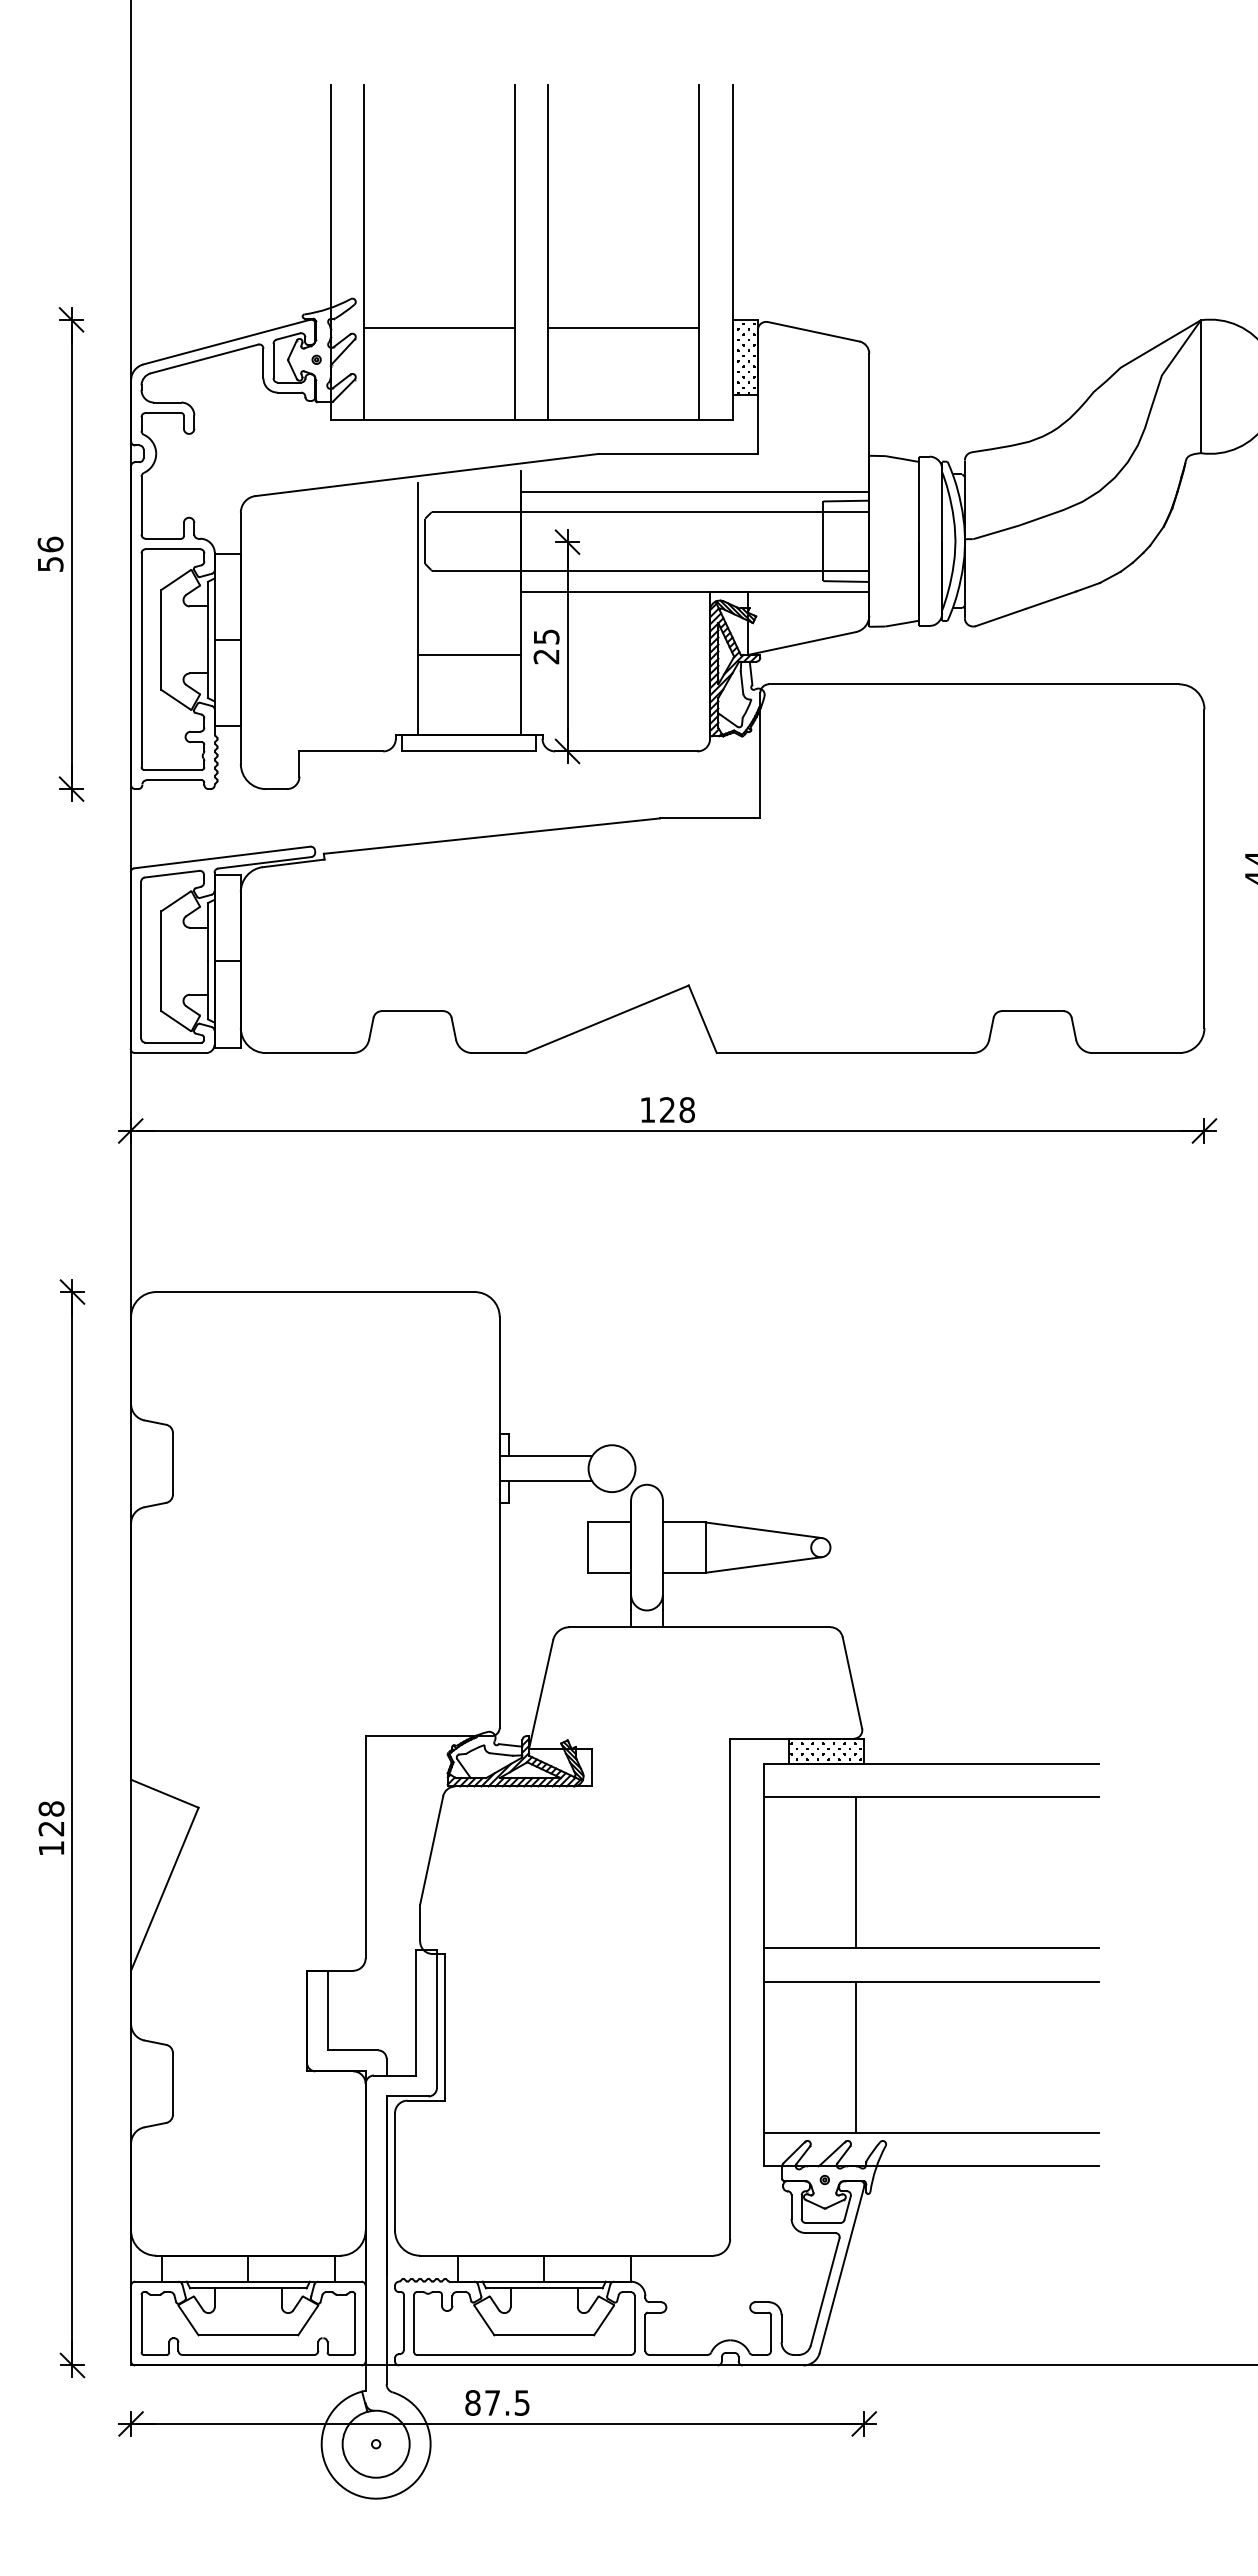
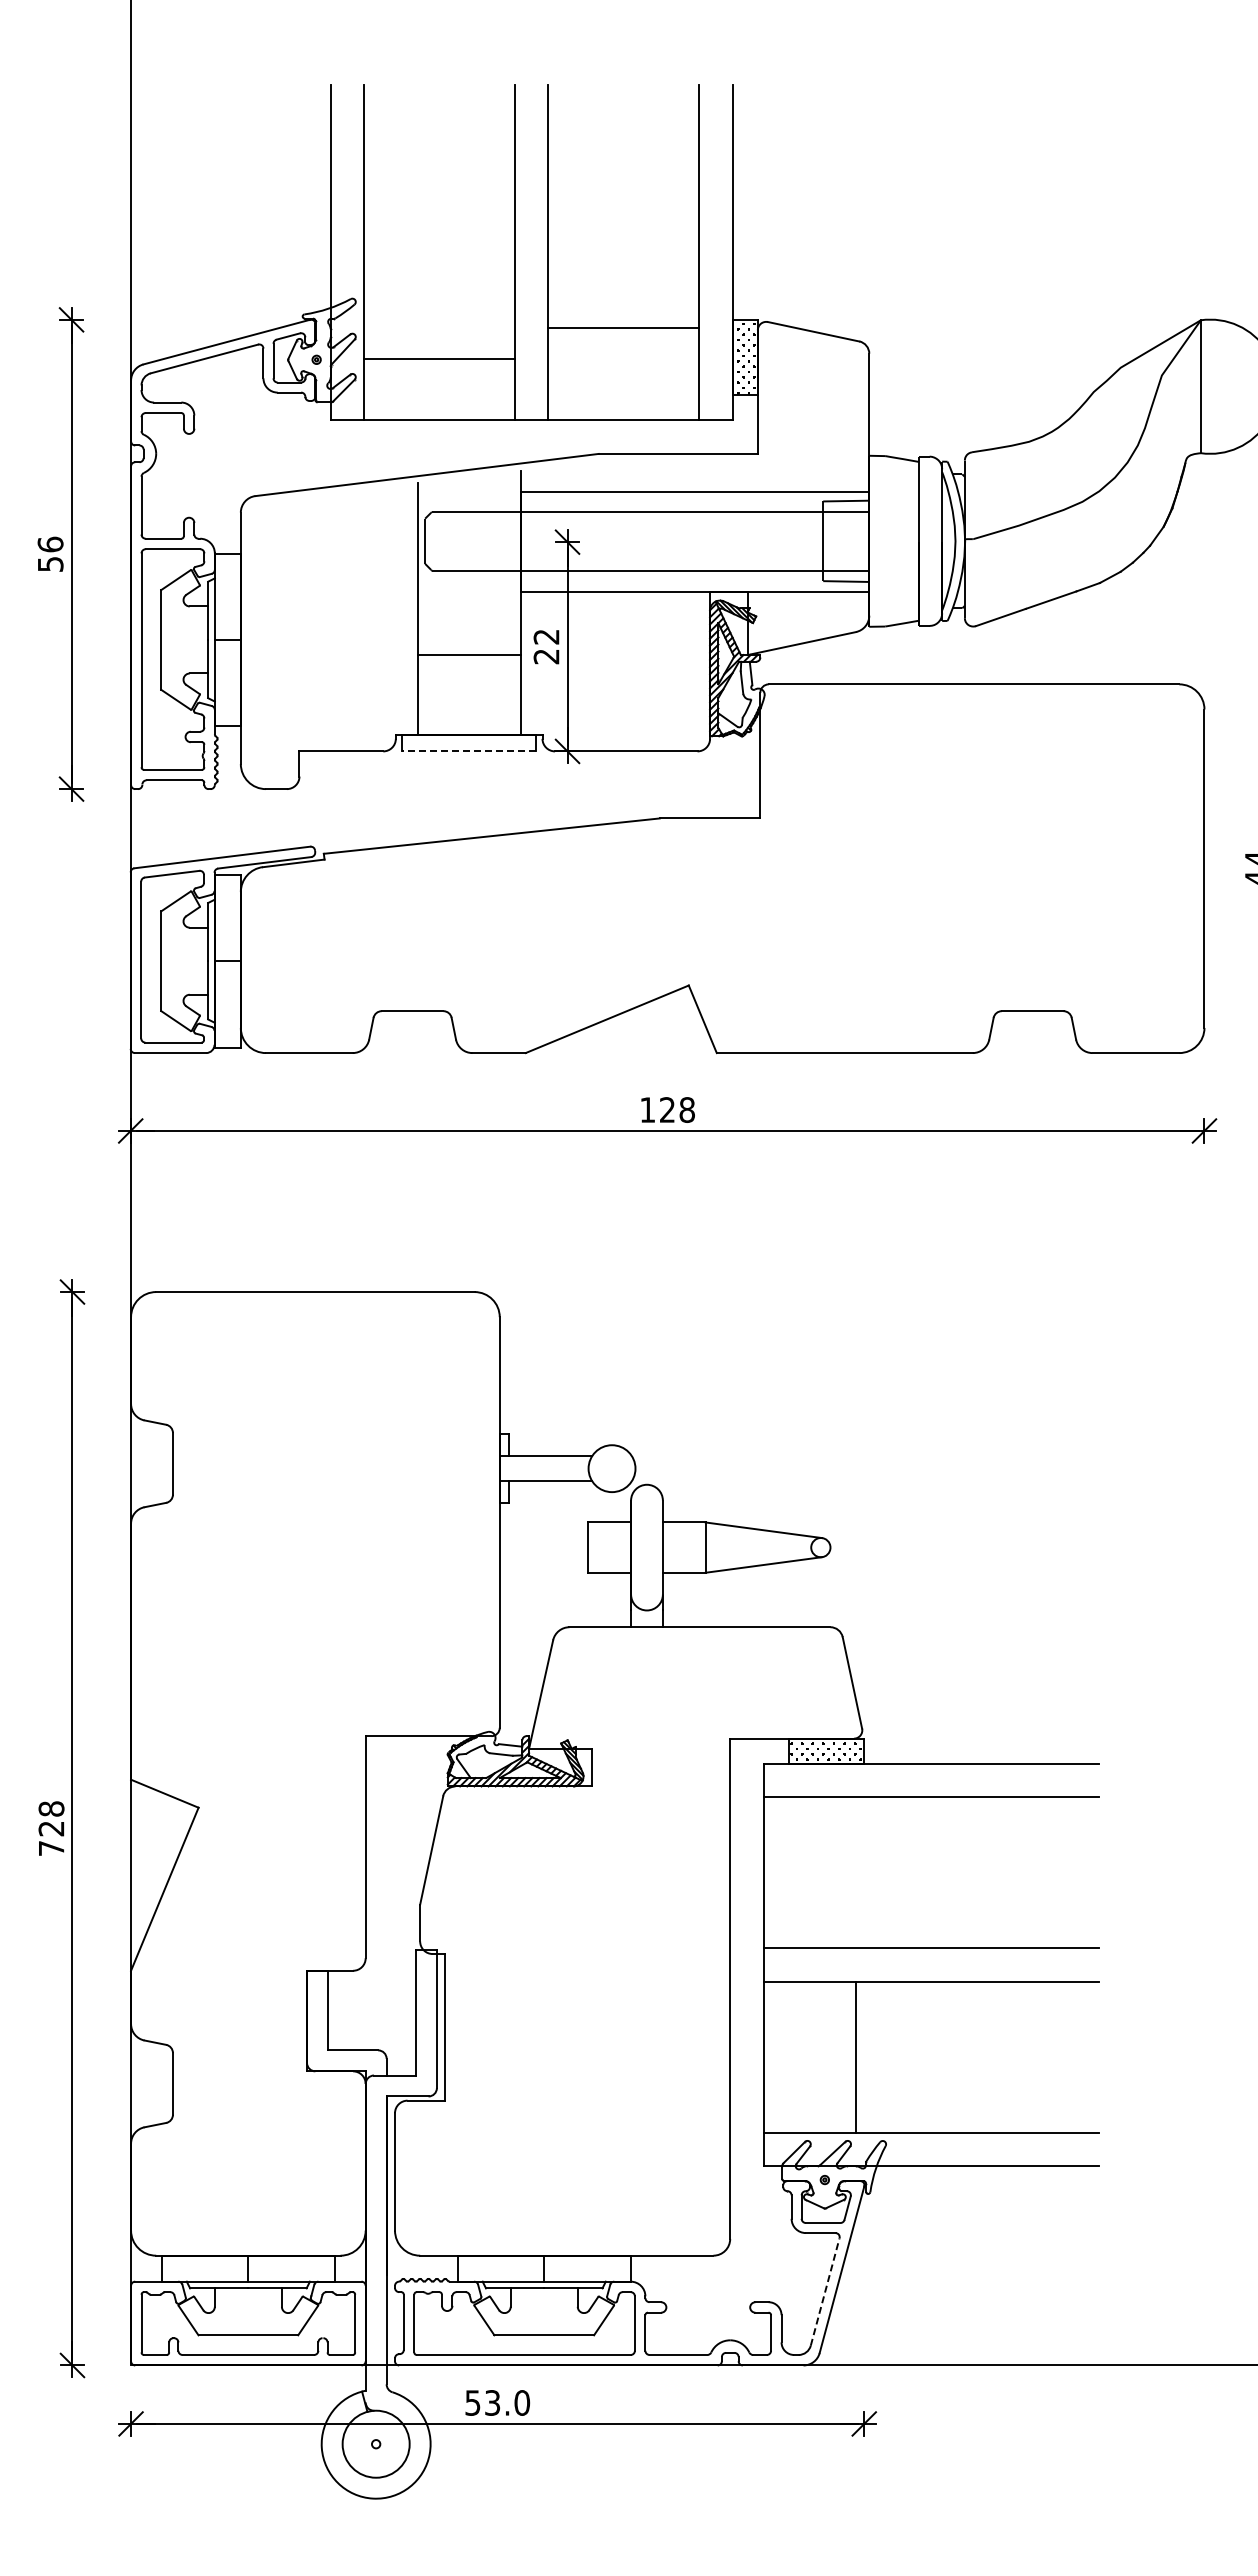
line position: (439, 328) -> (439, 359) (439, 359)
text: 25 -> 22 (546, 636)
line: solid -> dashed (468, 751)
text: 128 -> 728 (51, 1848)
line: present -> none (855, 1872)
line: solid -> dashed (825, 2291)
text: 87.5 -> 53.0 (497, 2402)
